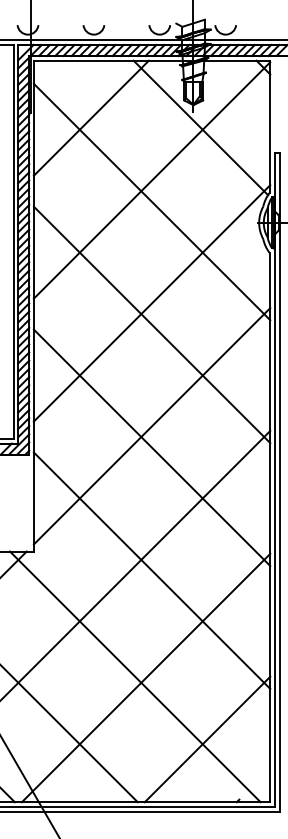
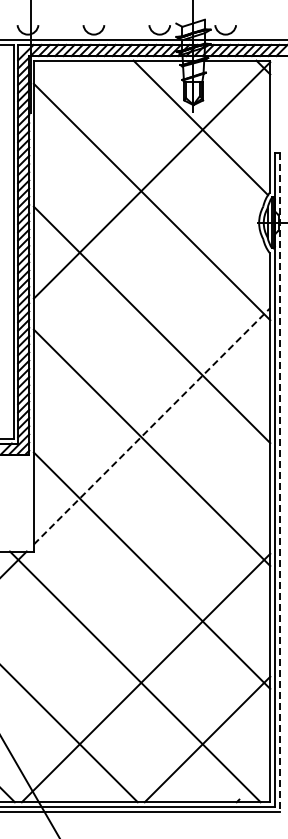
line: present -> none (90, 117)
line: present -> none (151, 303)
line: solid -> dashed (152, 425)
line: solid -> dashed (279, 482)
line: present -> none (136, 564)
